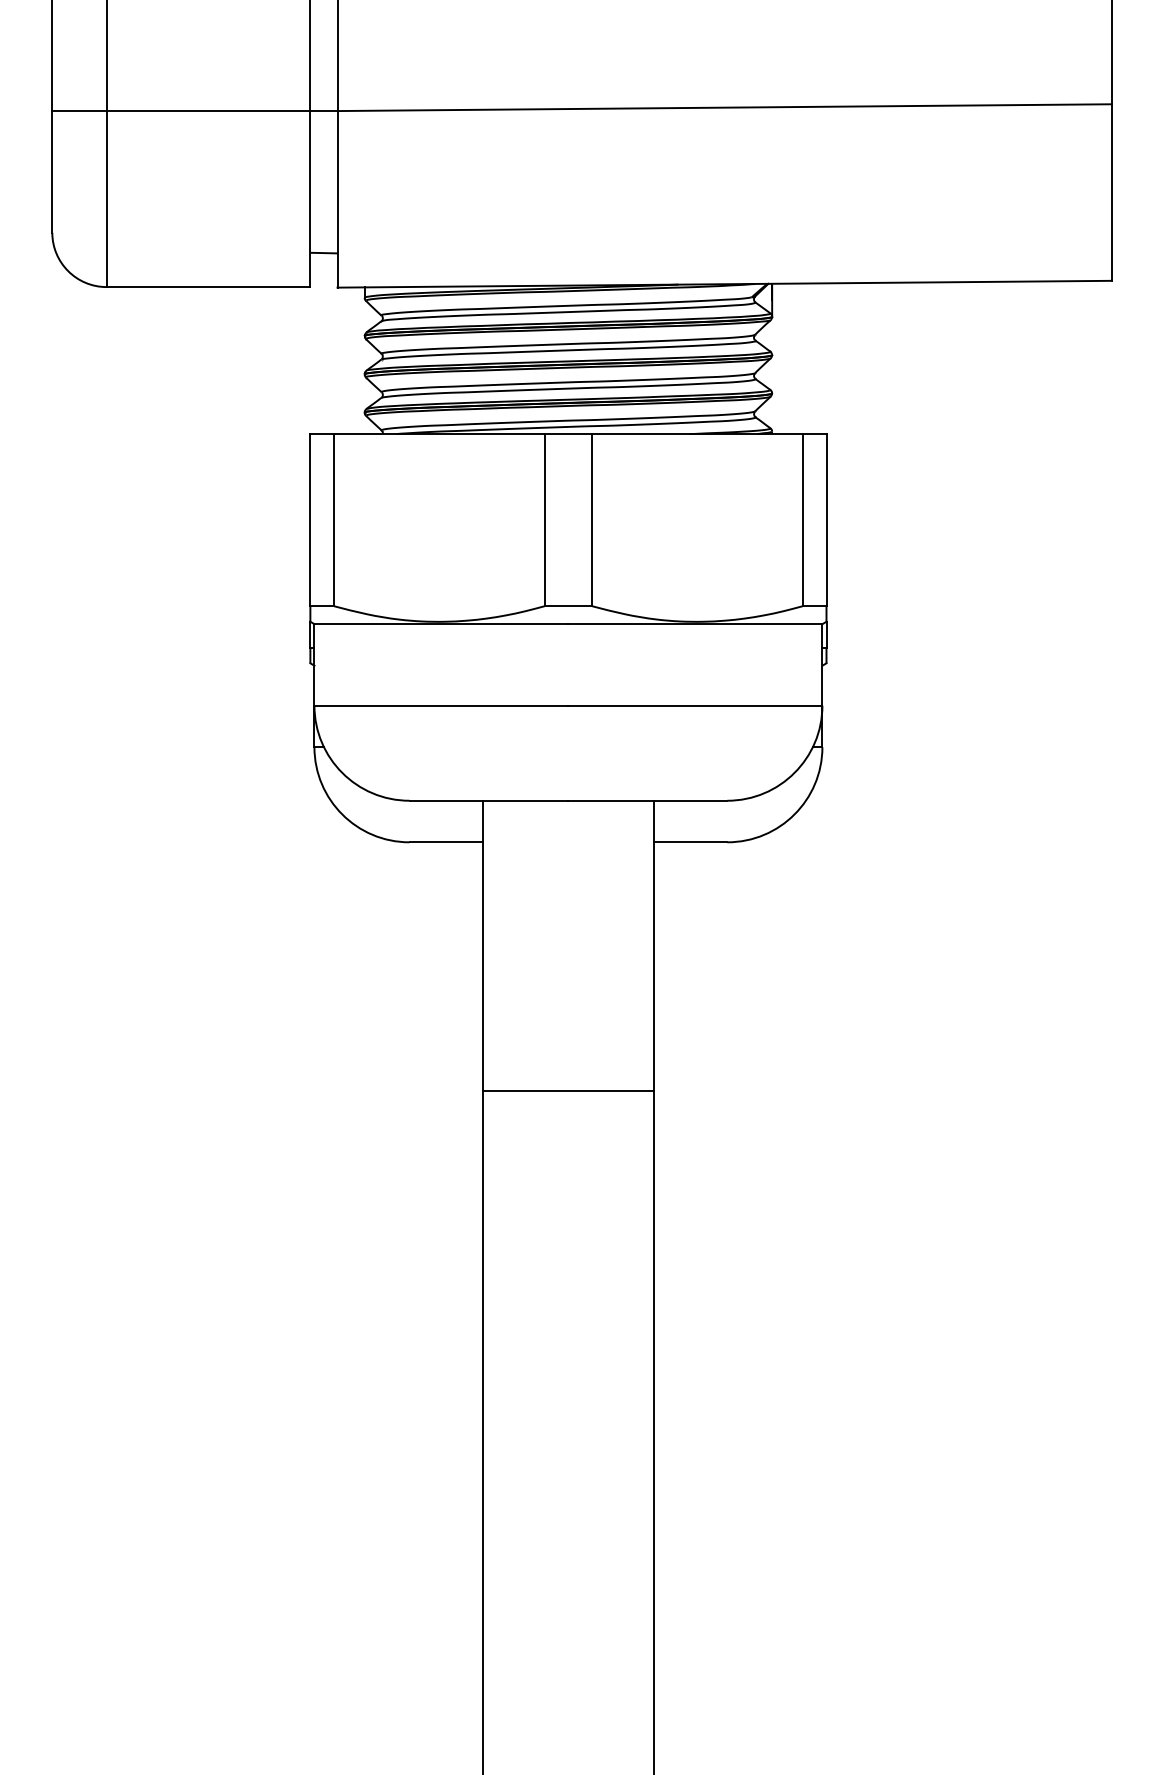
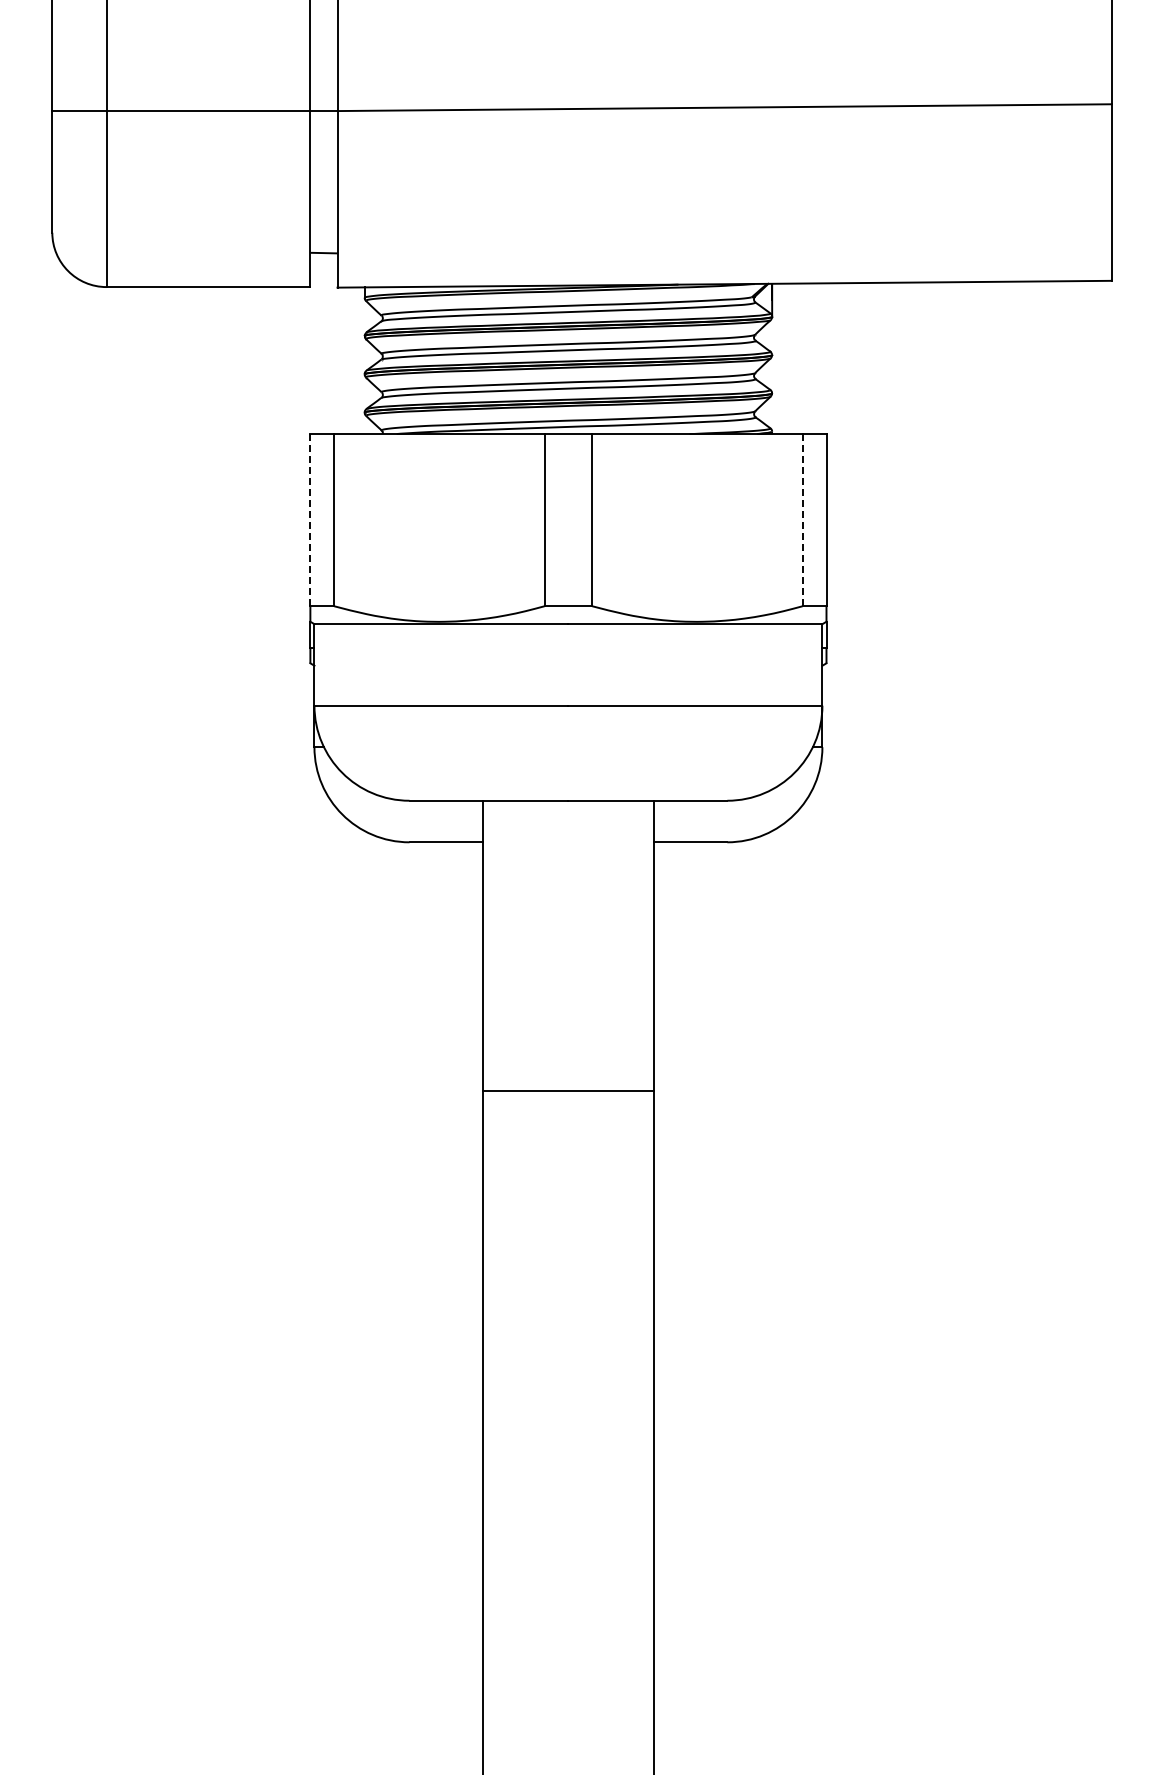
line: solid -> dashed (310, 519)
line: solid -> dashed (802, 519)
